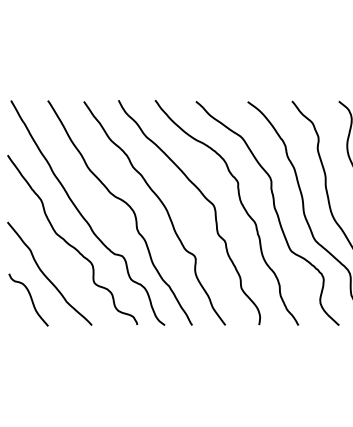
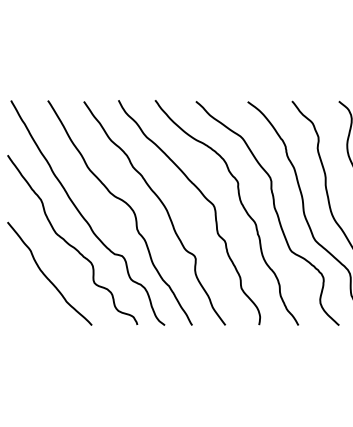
curve: present -> none (30, 299)
